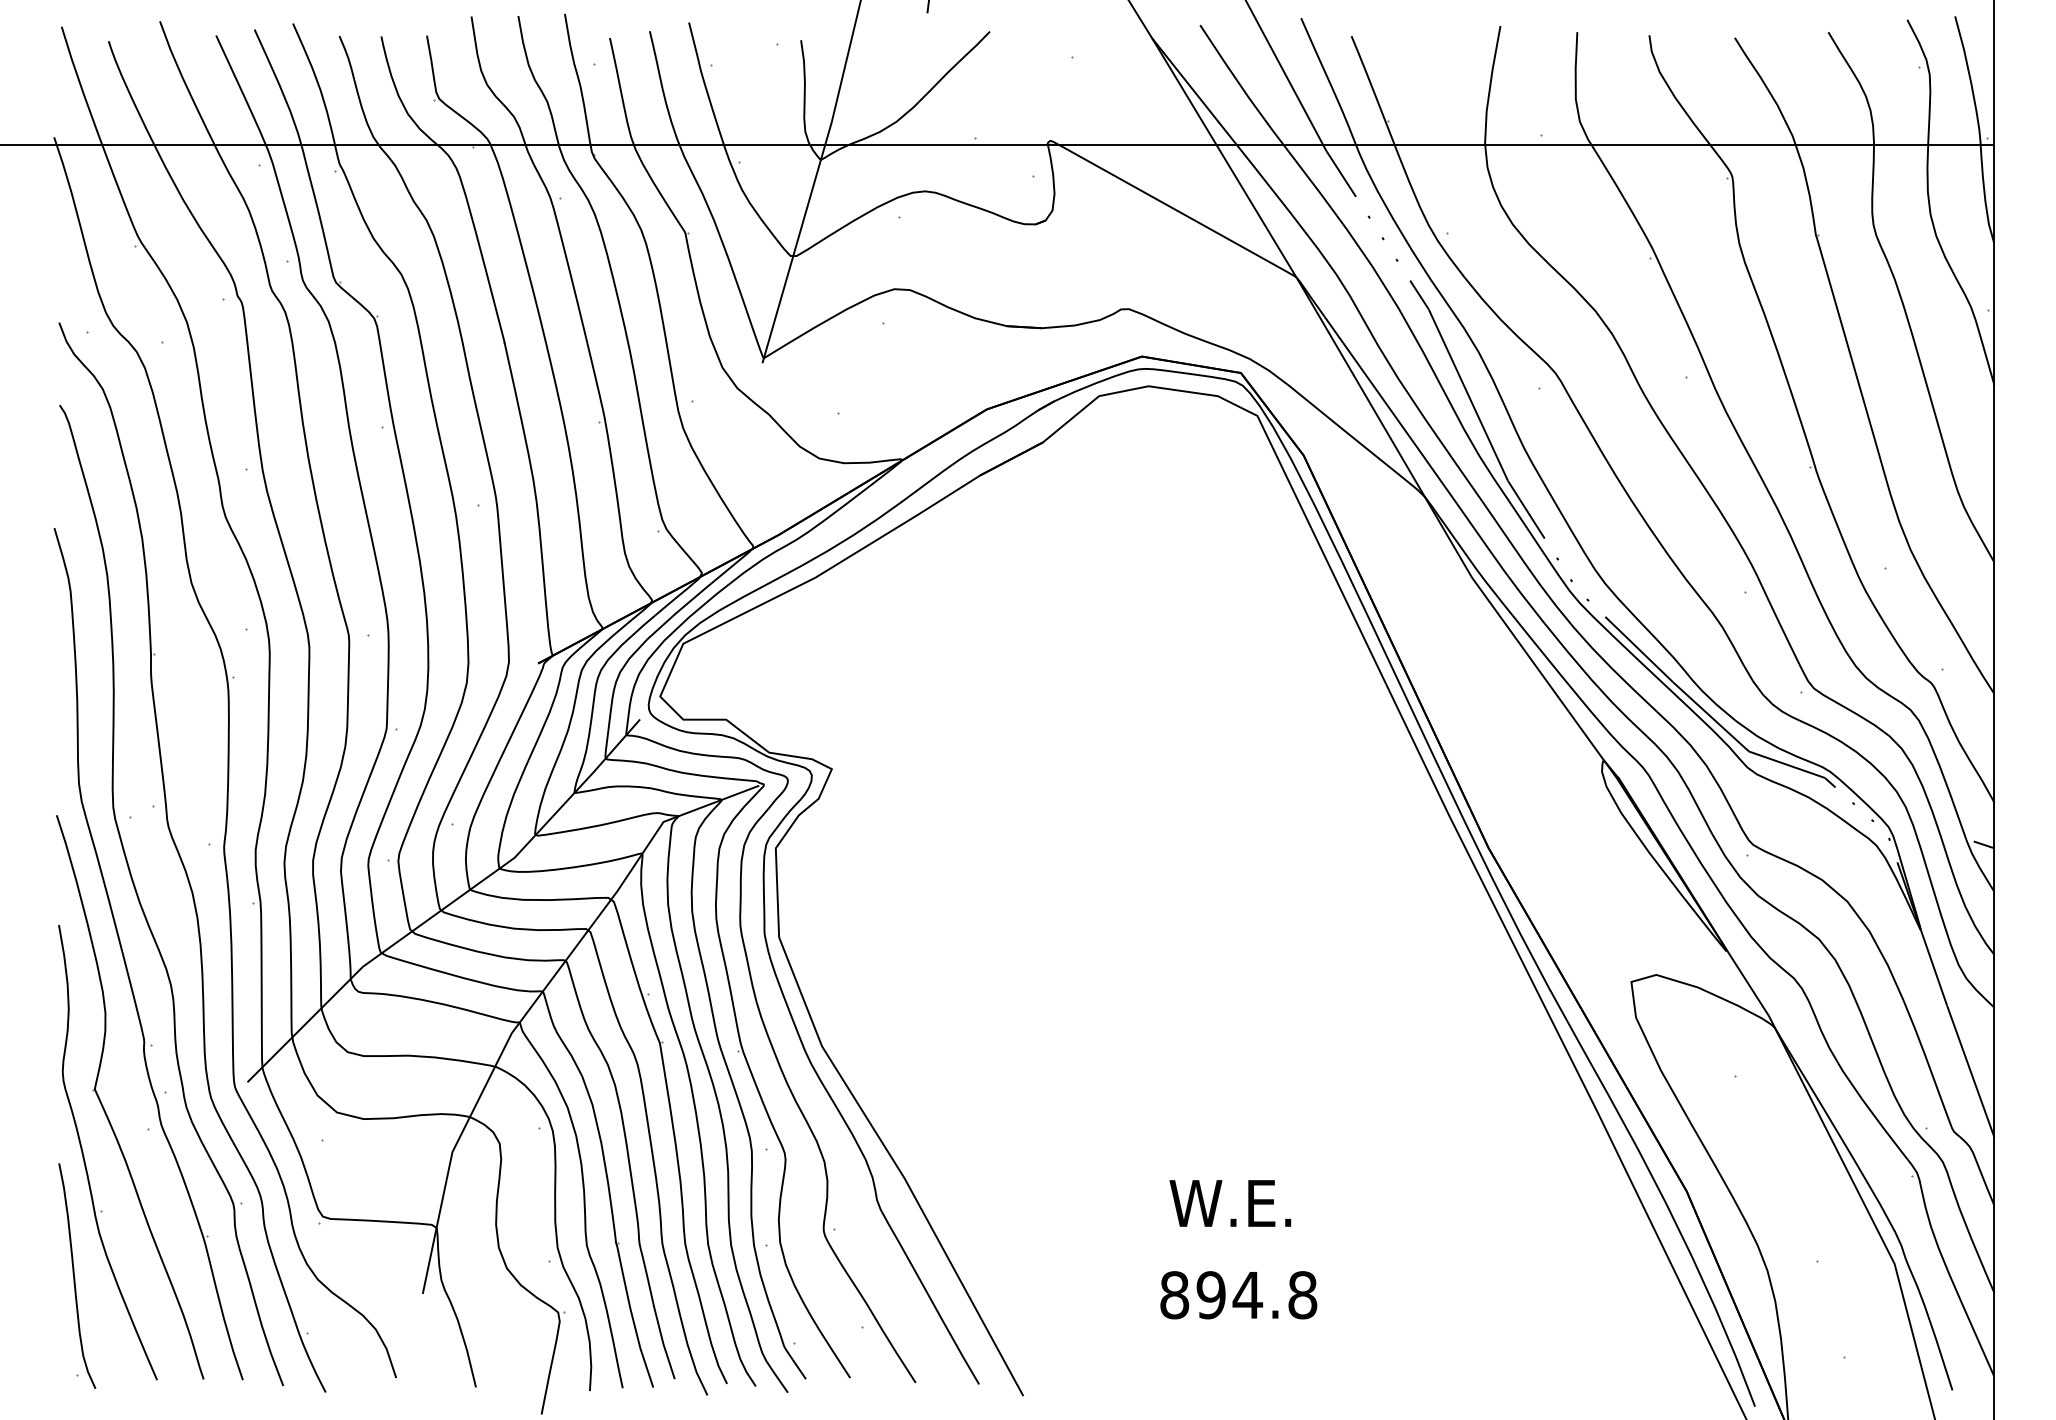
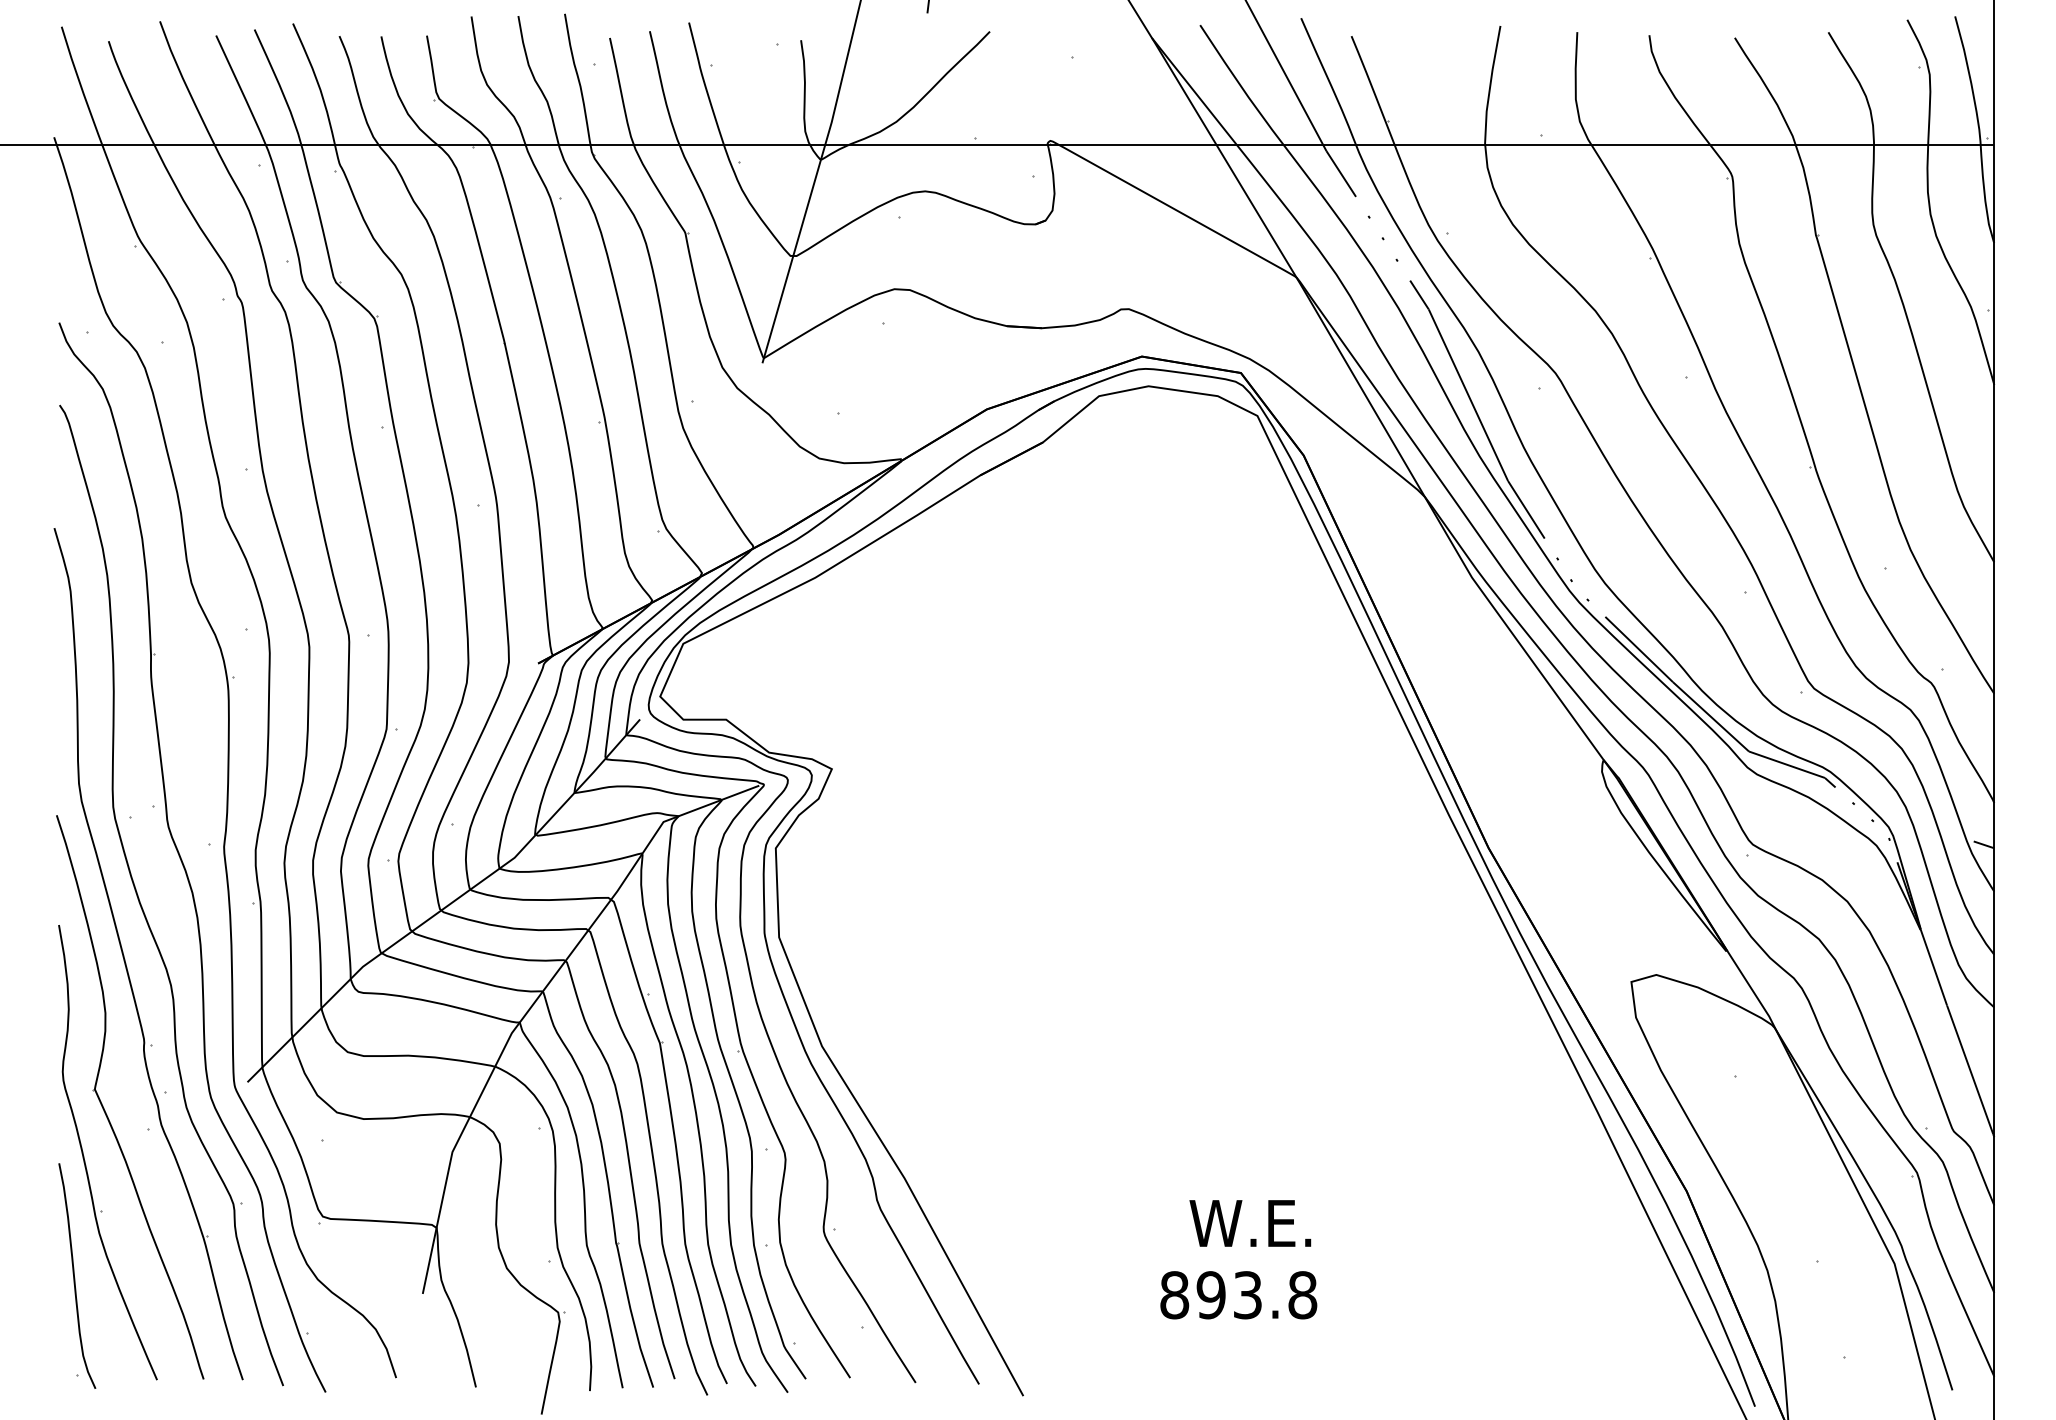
text position: (1230, 1203) -> (1250, 1223) (1250, 1223)
text: 894.8 -> 893.8 (1247, 1295)
